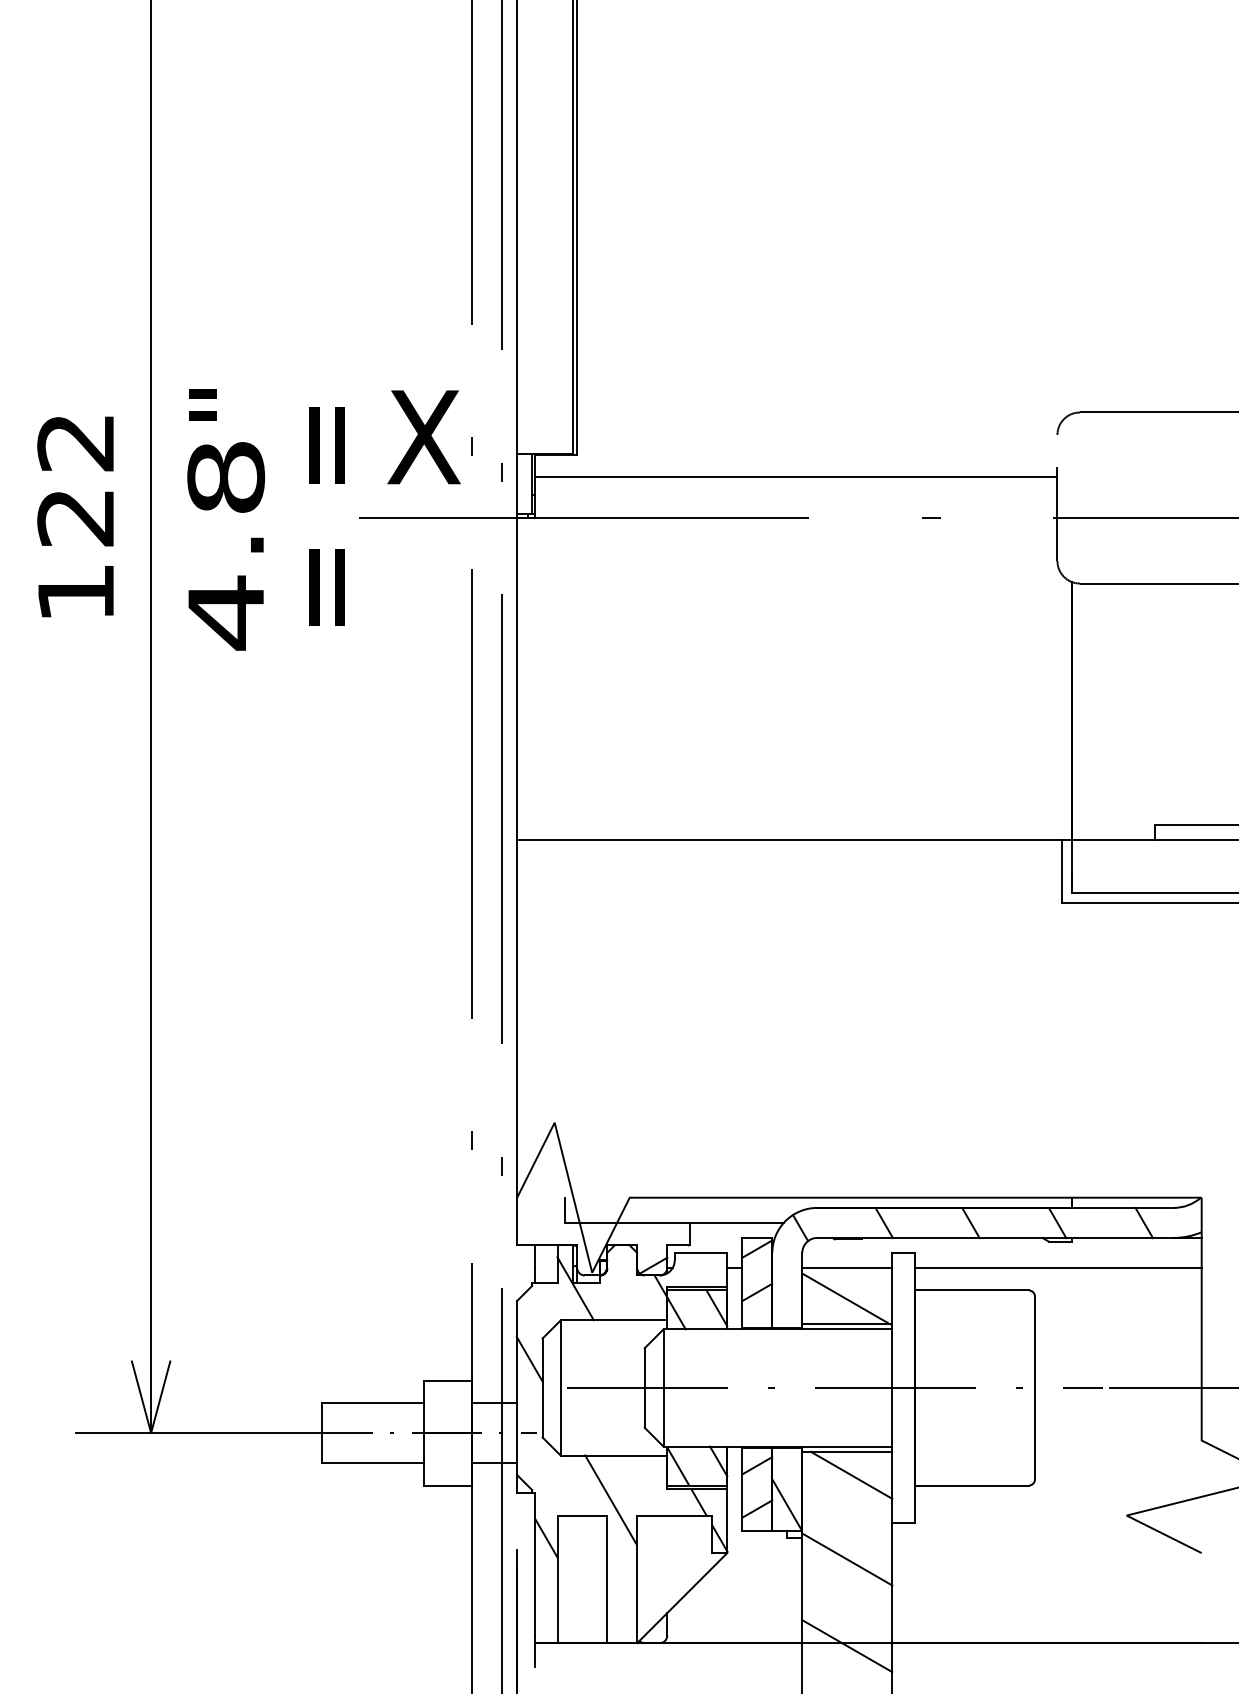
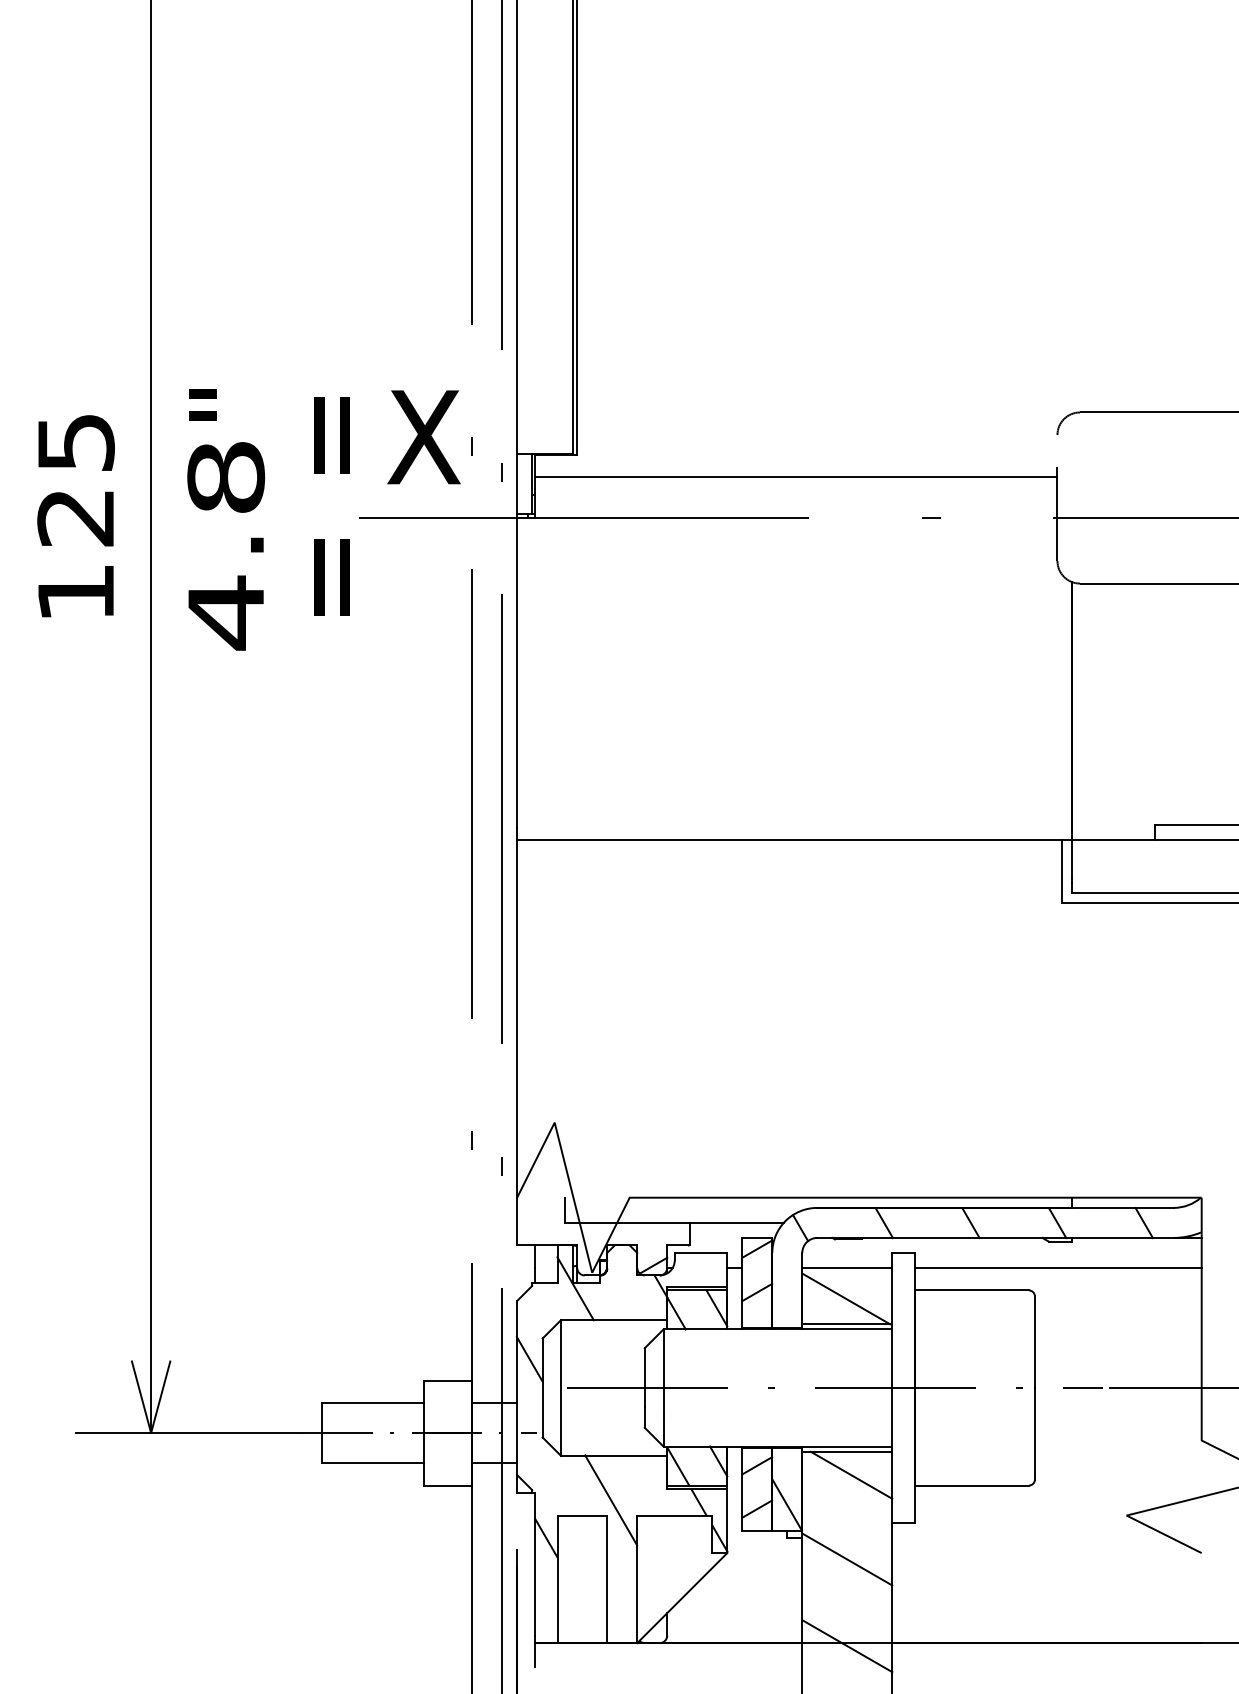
text: 122 -> 125 (75, 443)
text position: (326, 516) -> (331, 506) (331, 506)
